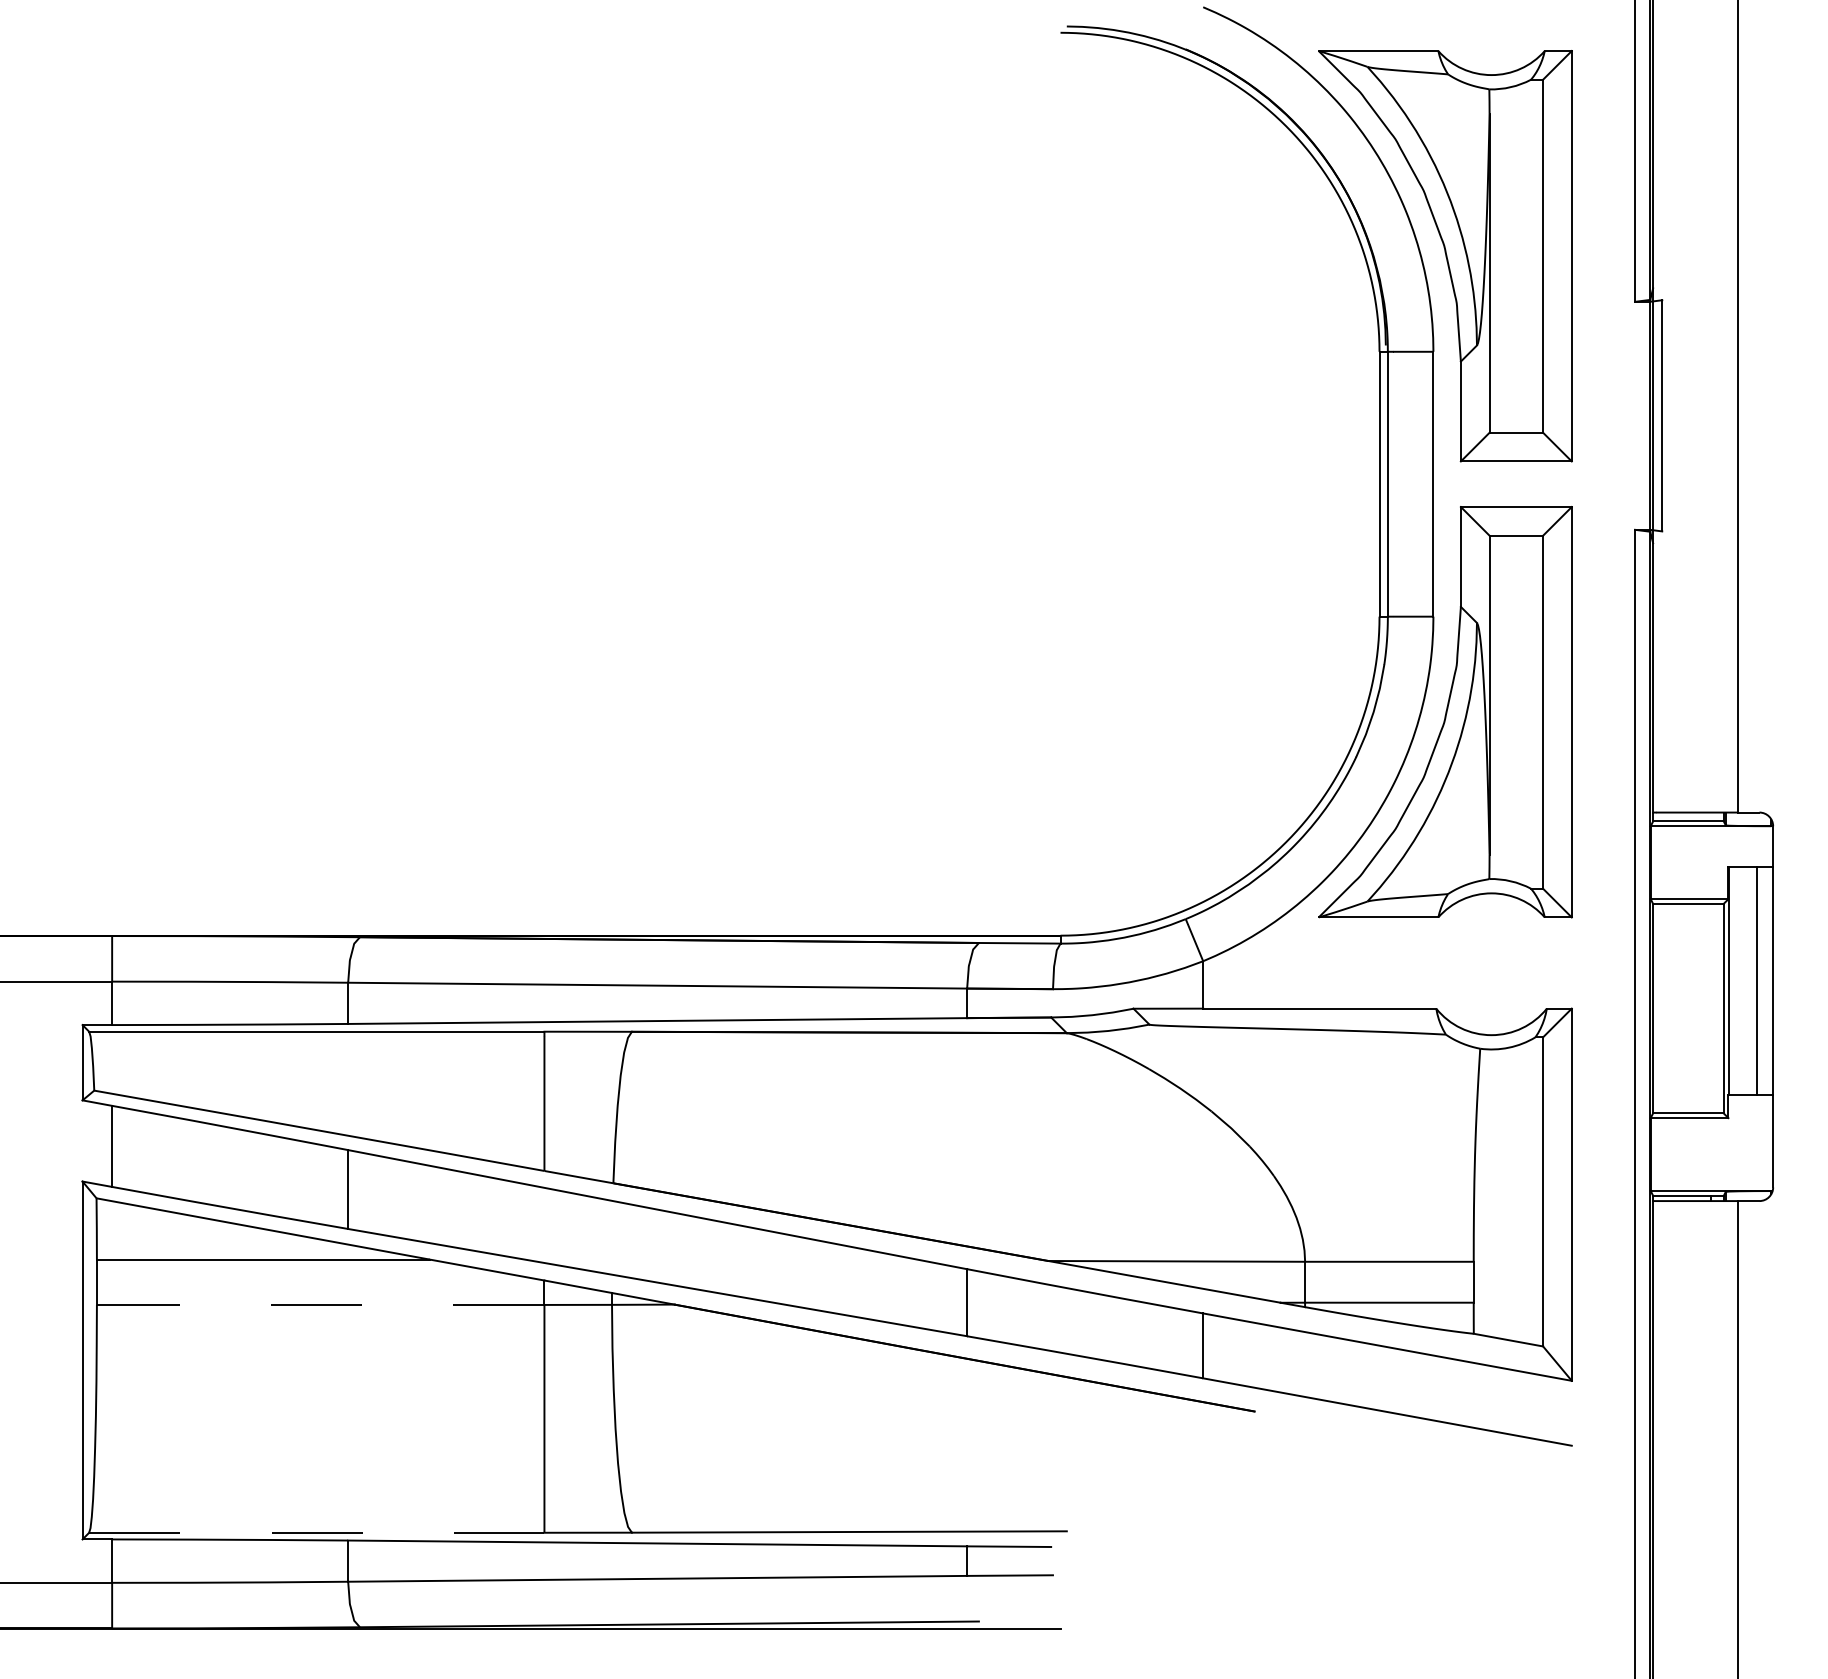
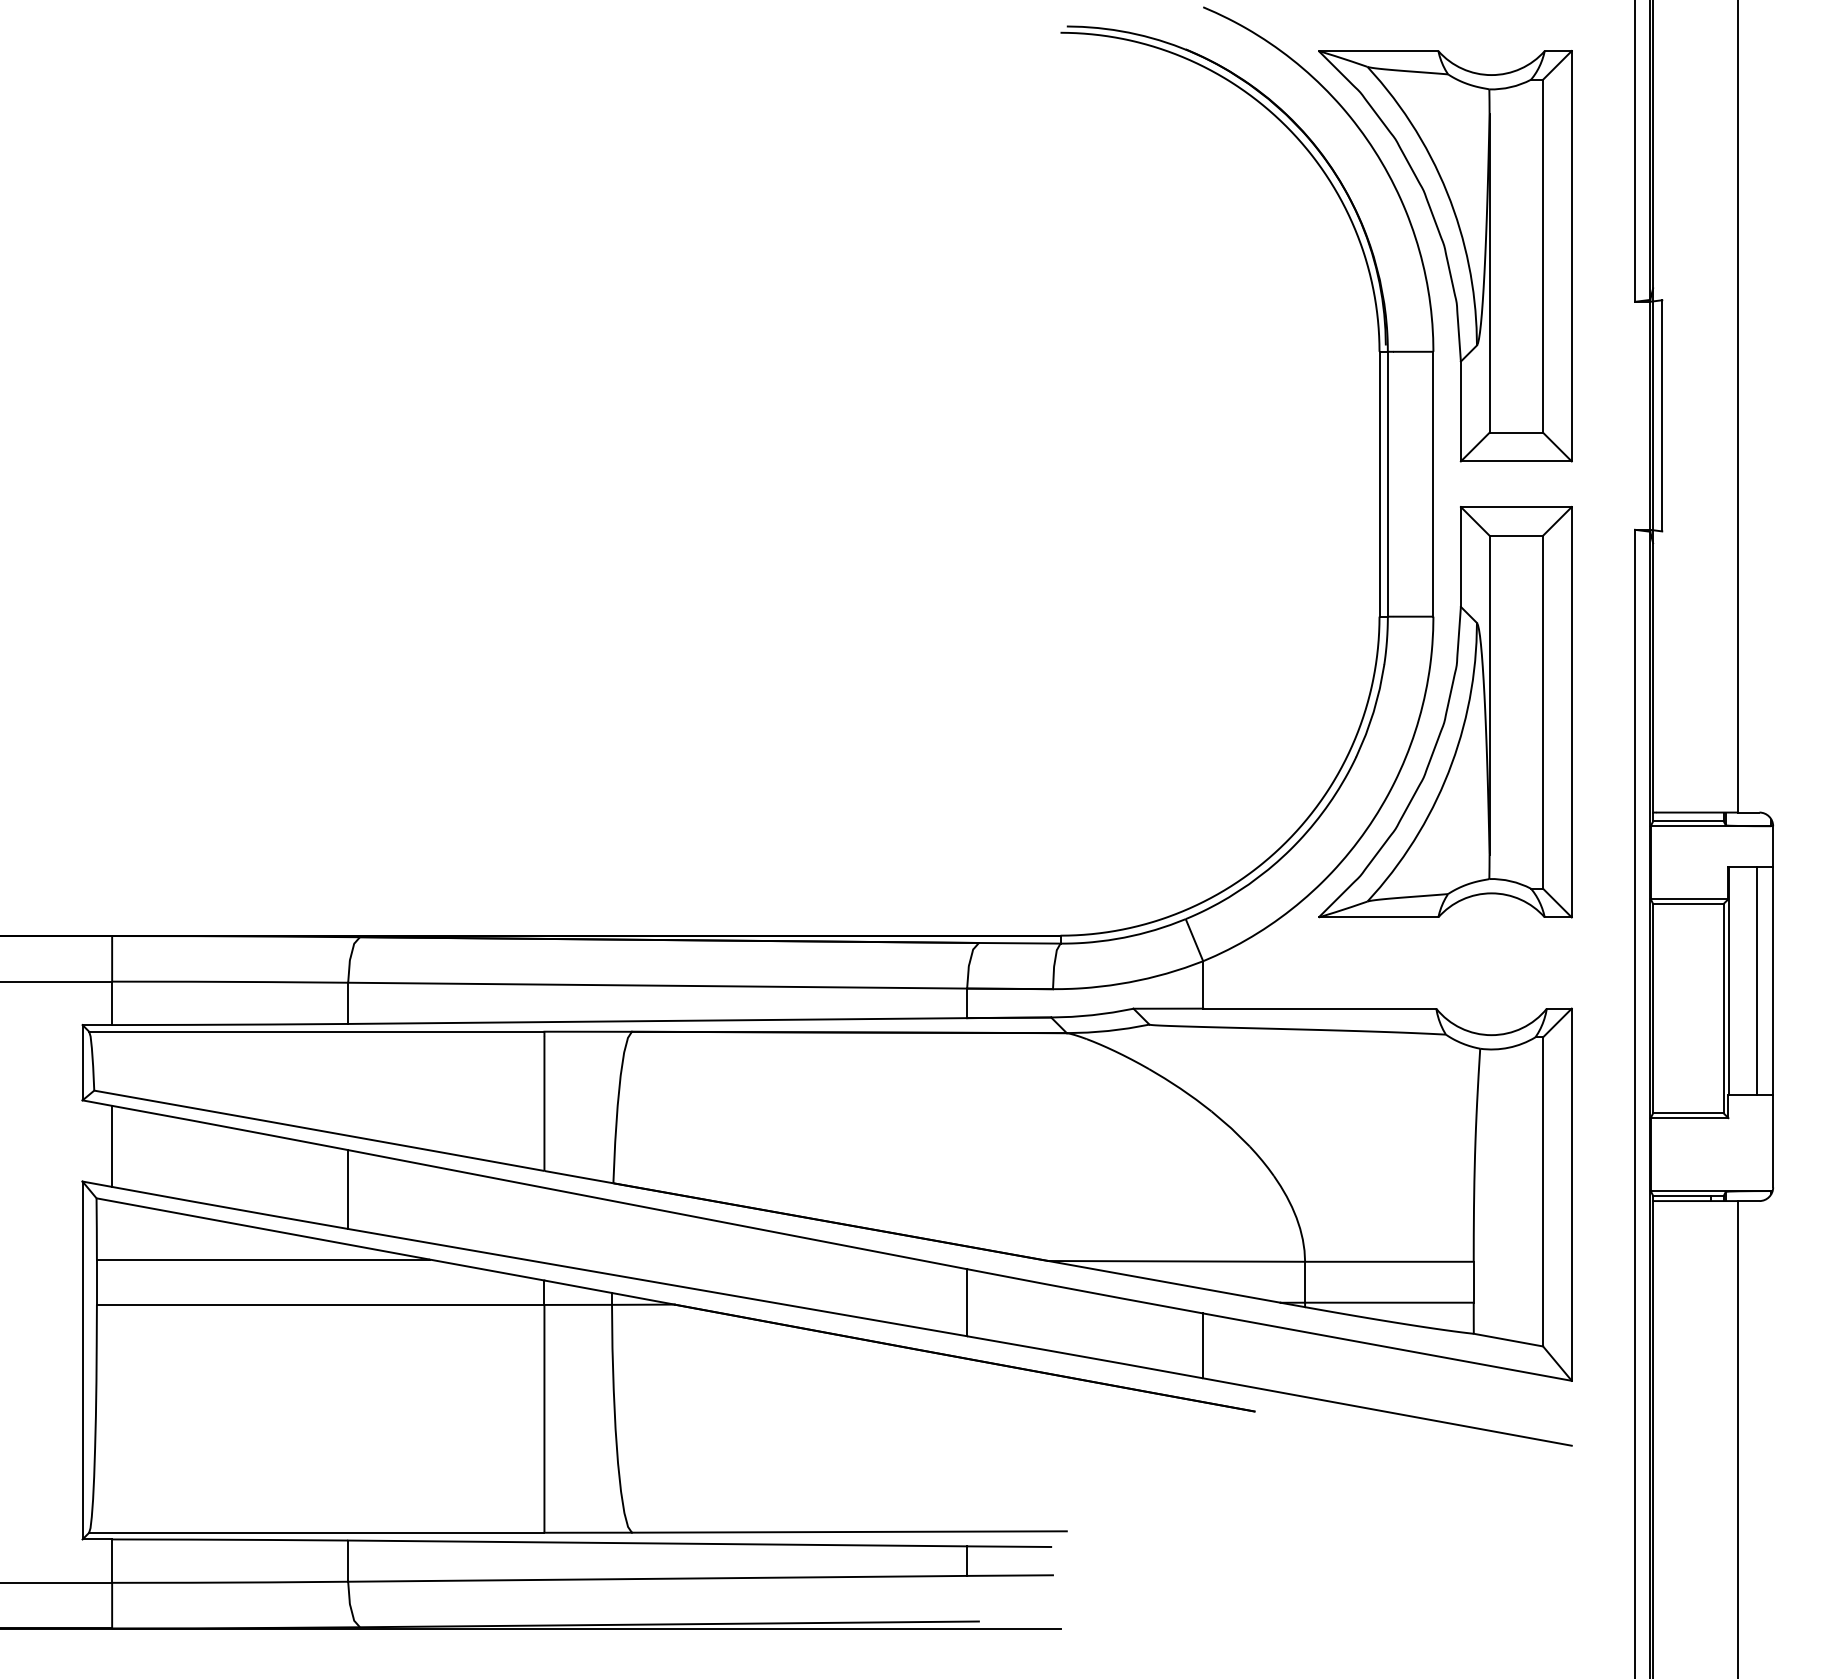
line: dashed -> solid (320, 1304)
line: dashed -> solid (316, 1532)
